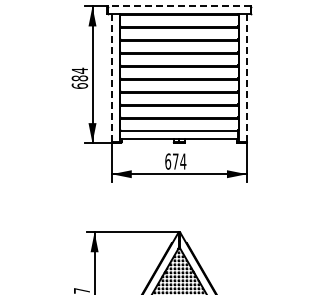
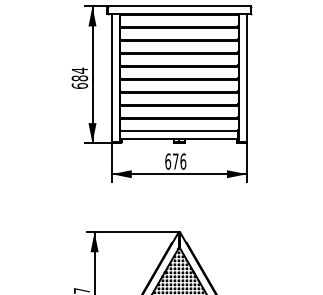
line: dashed -> solid (178, 6)
line: dashed -> solid (111, 78)
line: dashed -> solid (246, 78)
text: 674 -> 676 (183, 161)
